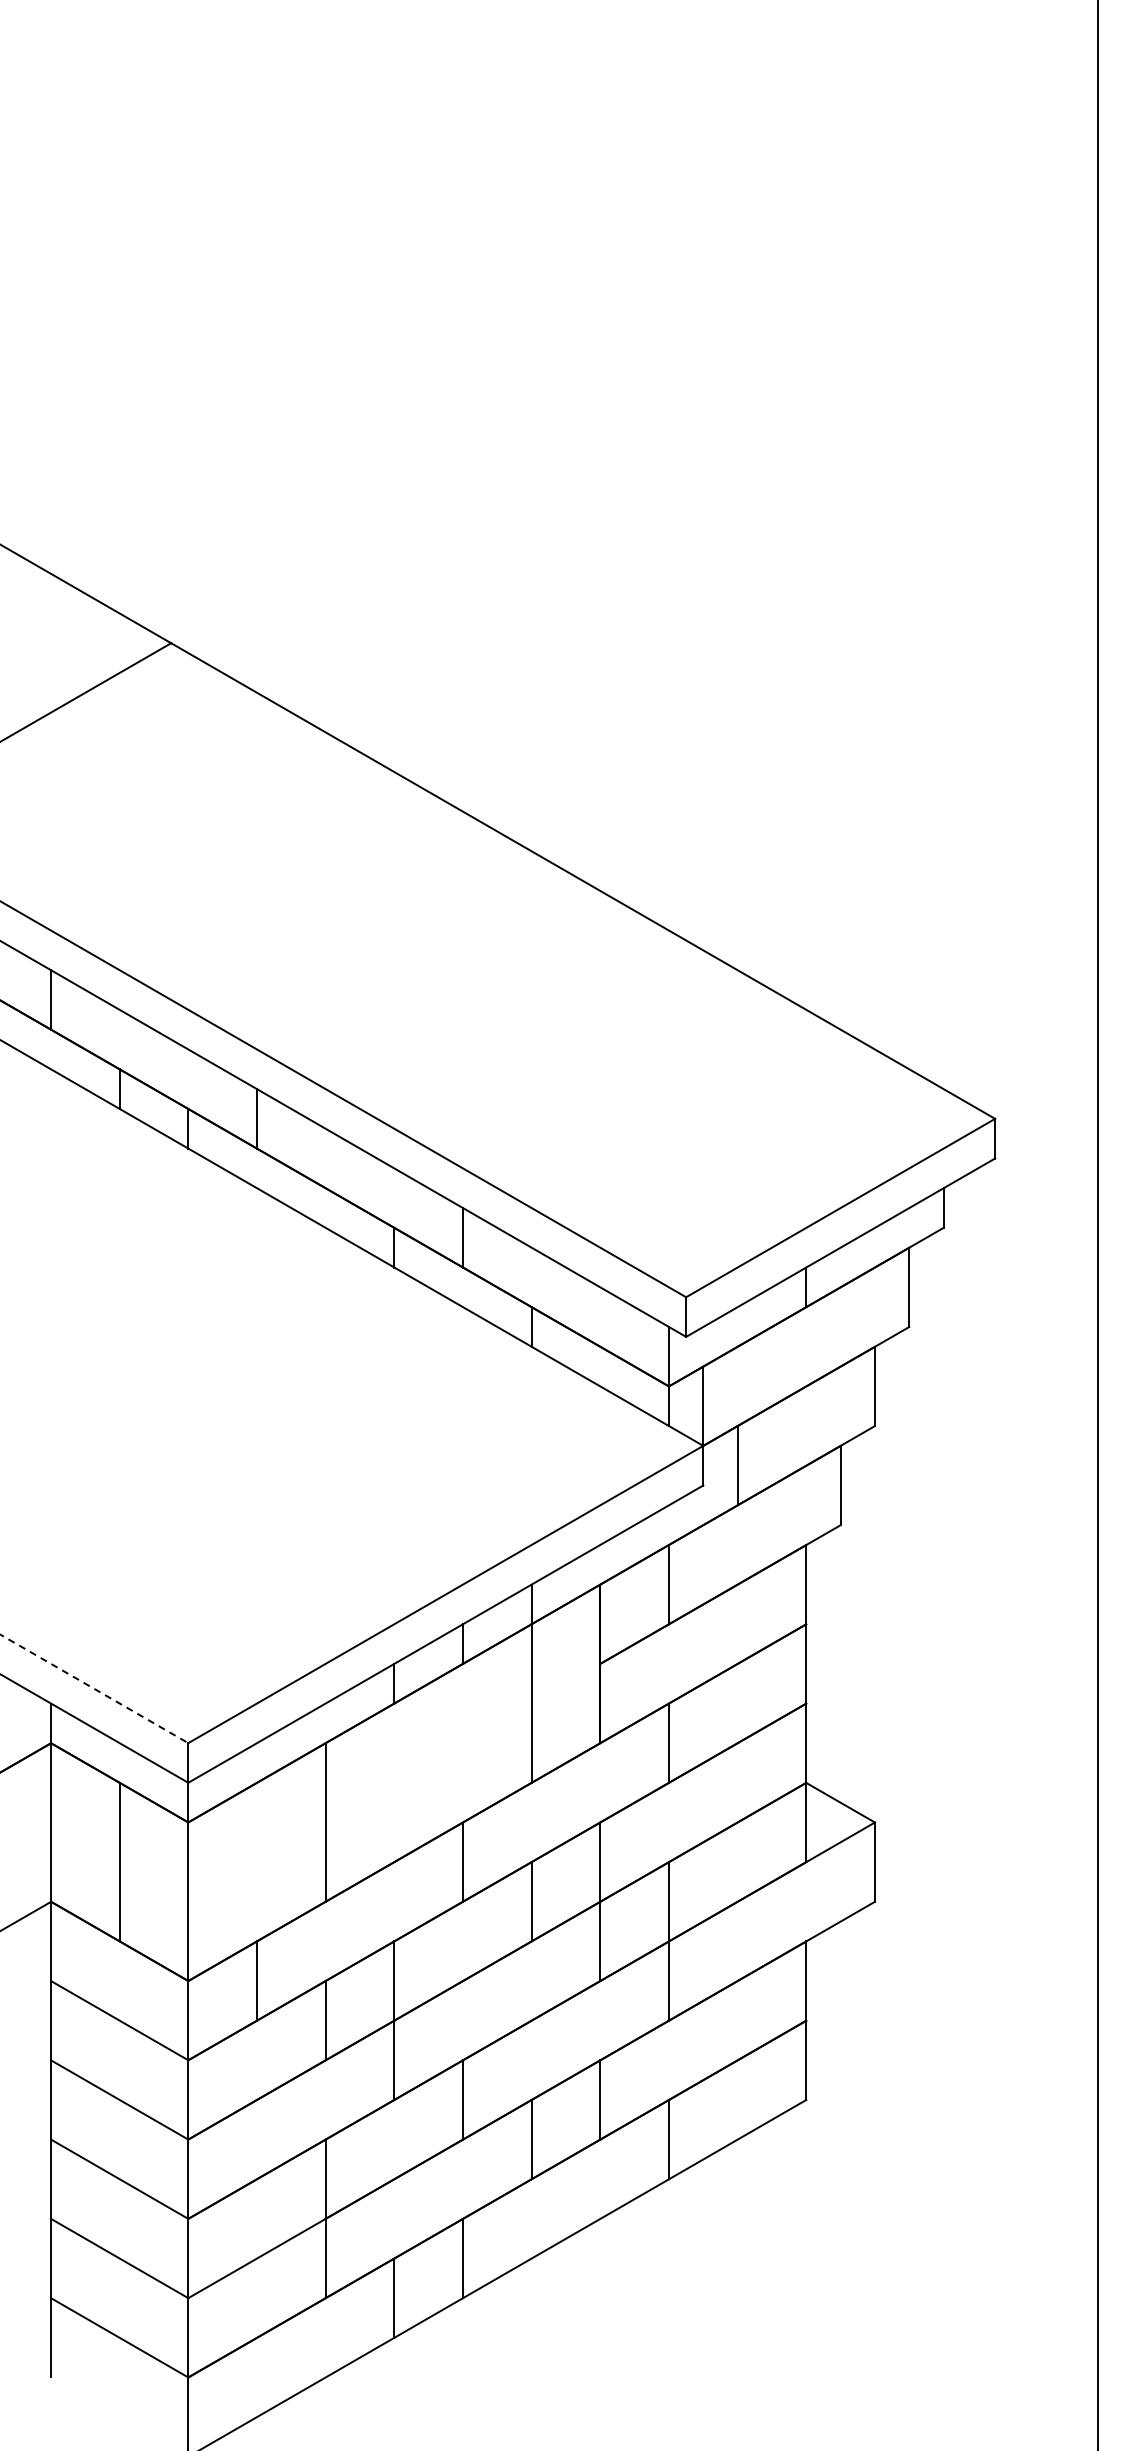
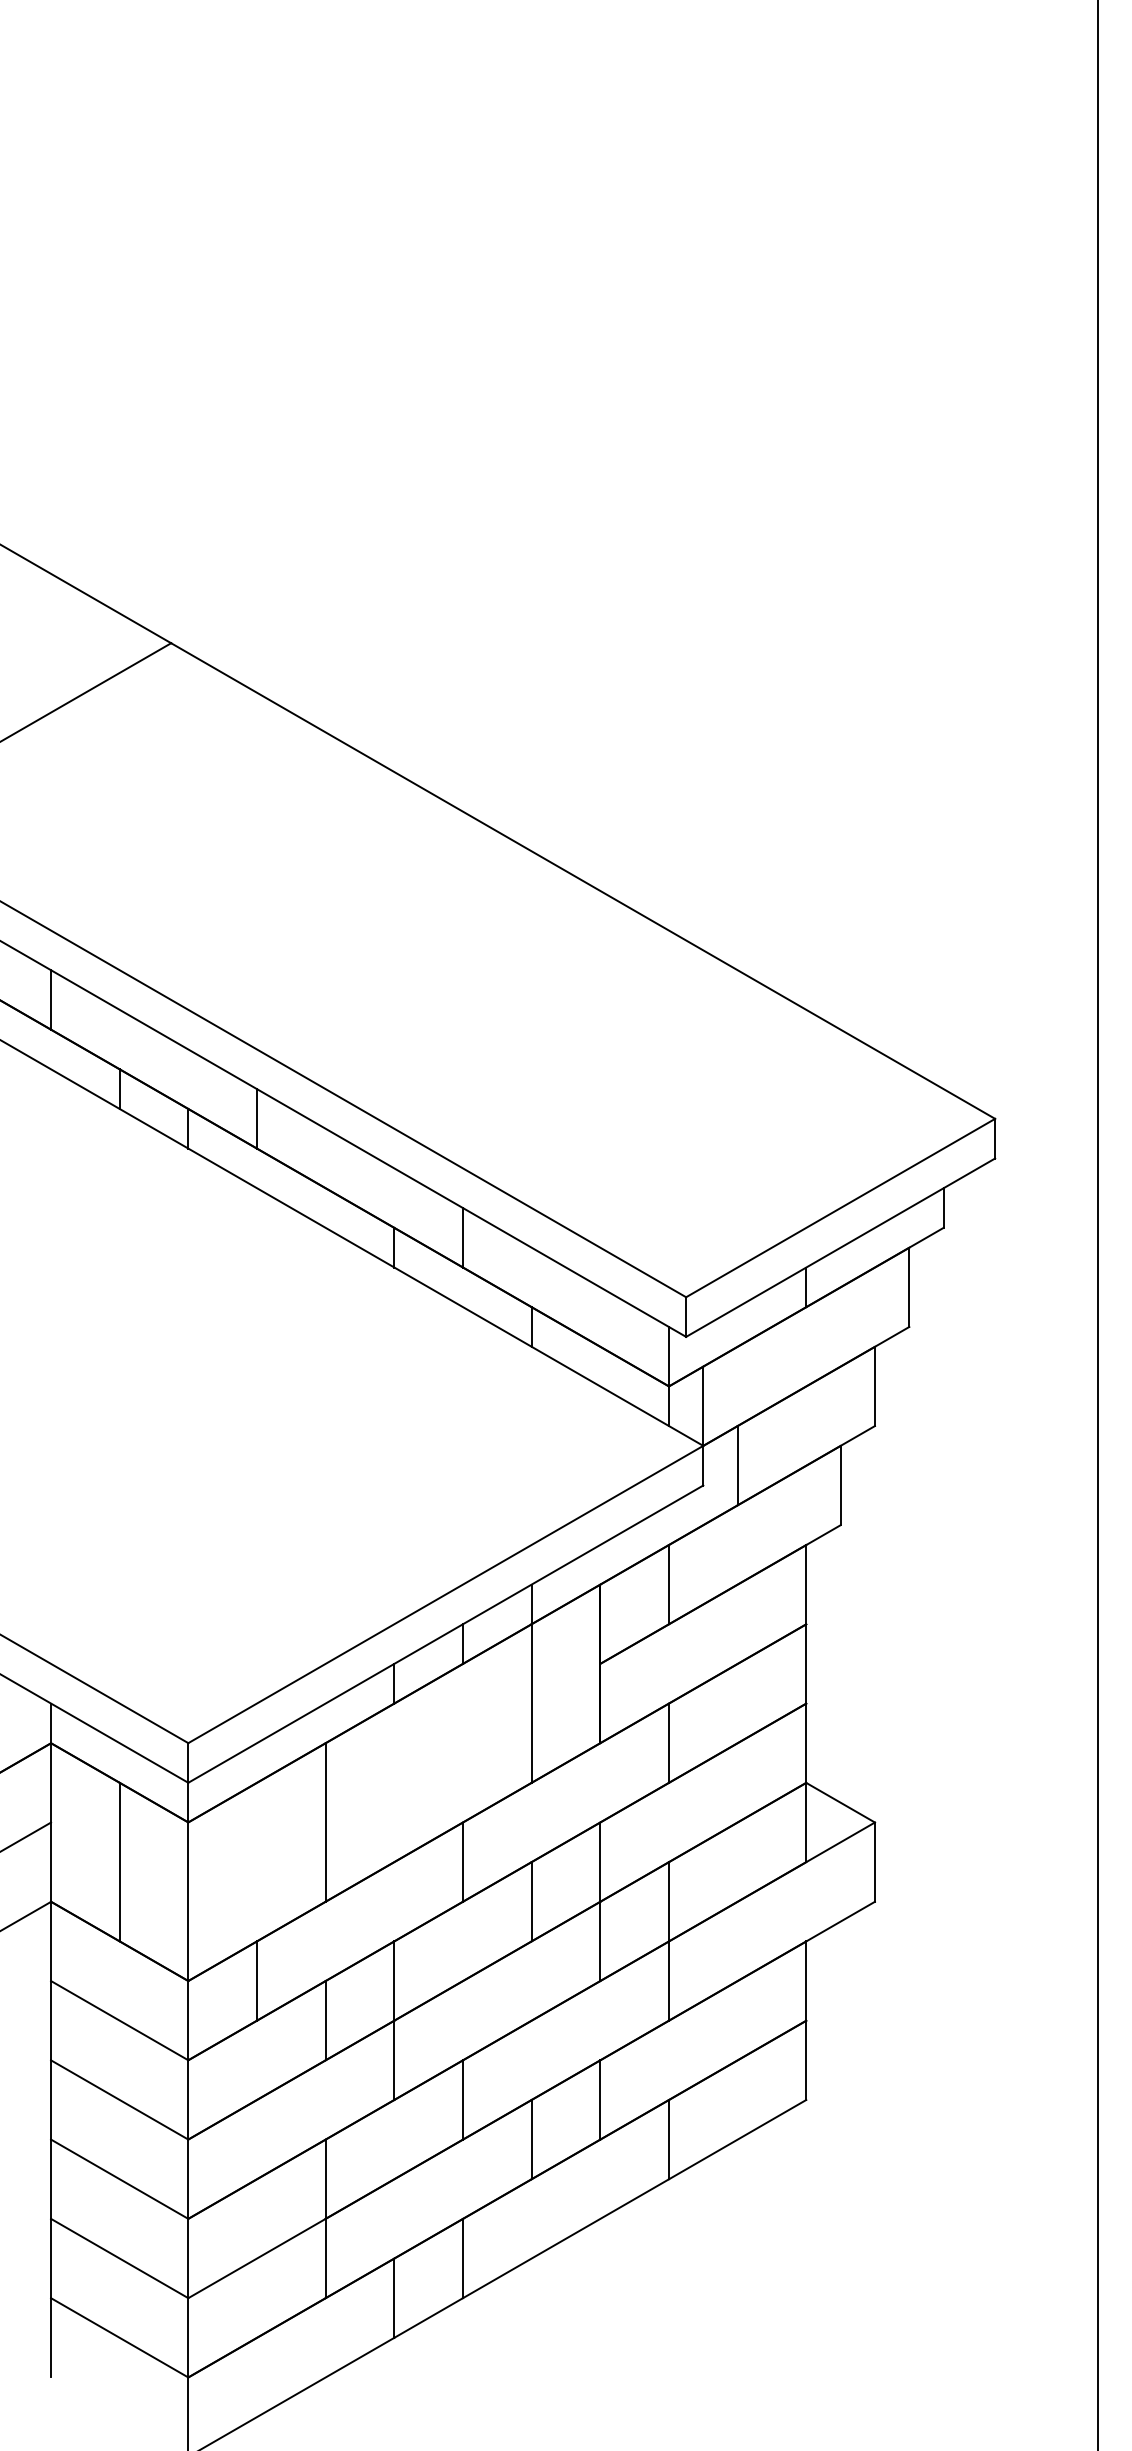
line: dashed -> solid (94, 1689)
line: none -> present (26, 1836)
